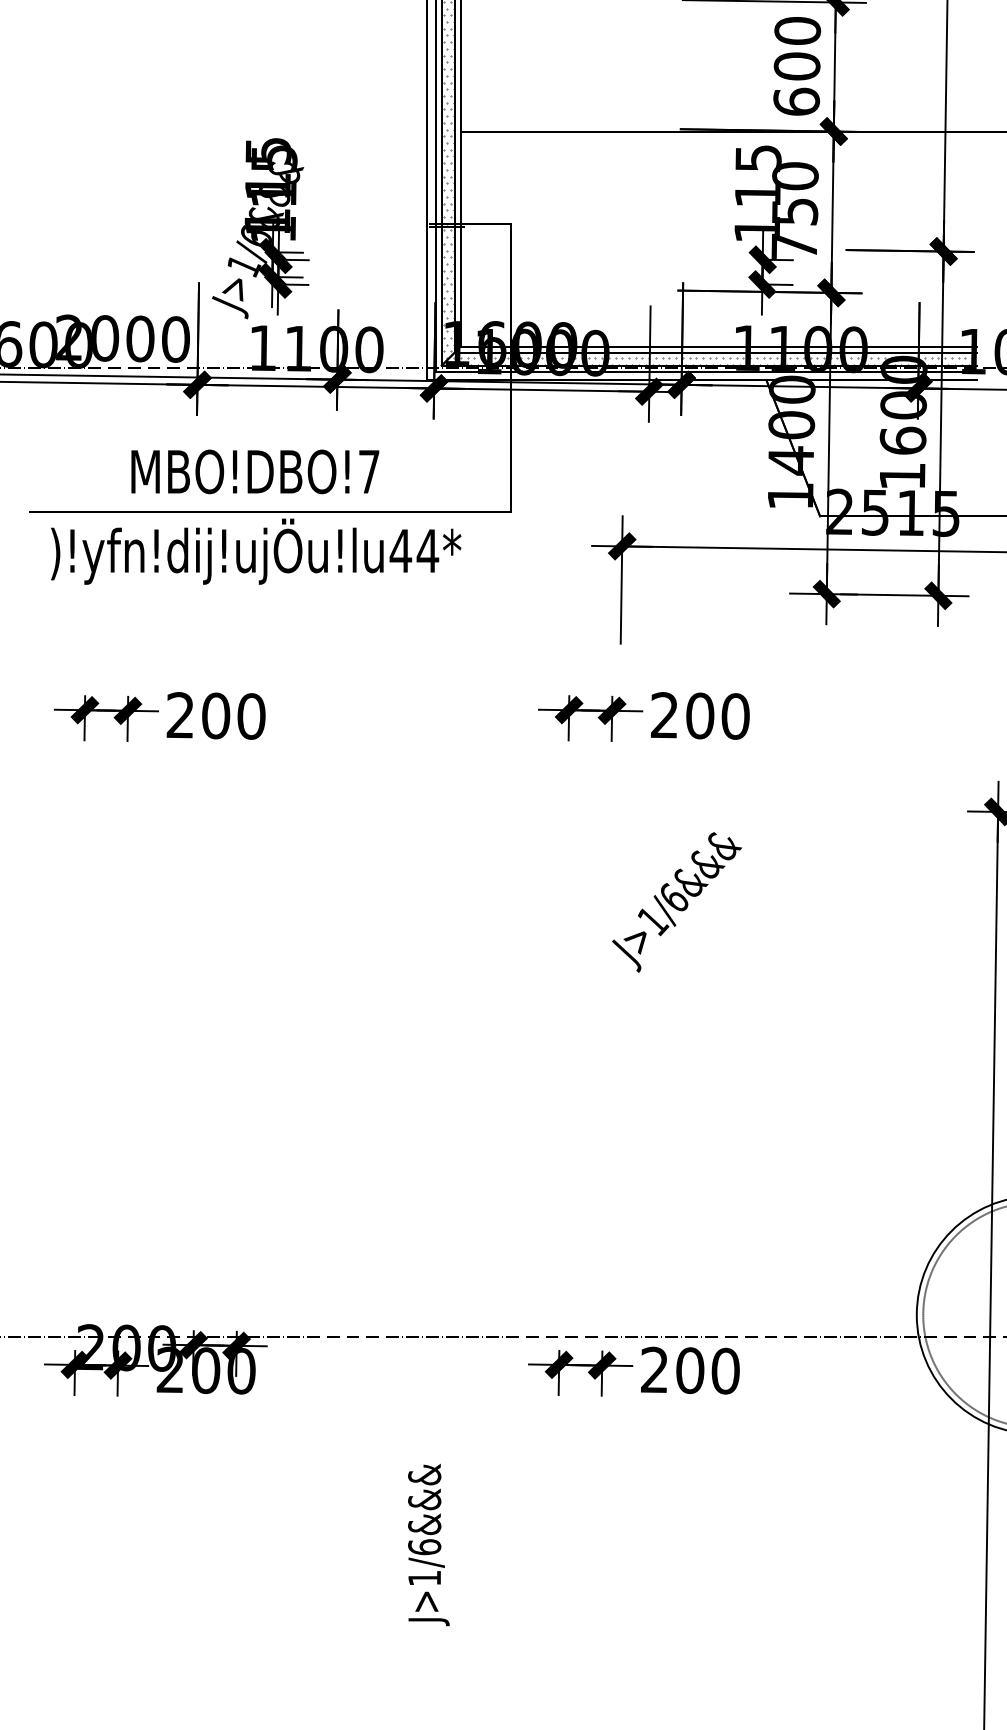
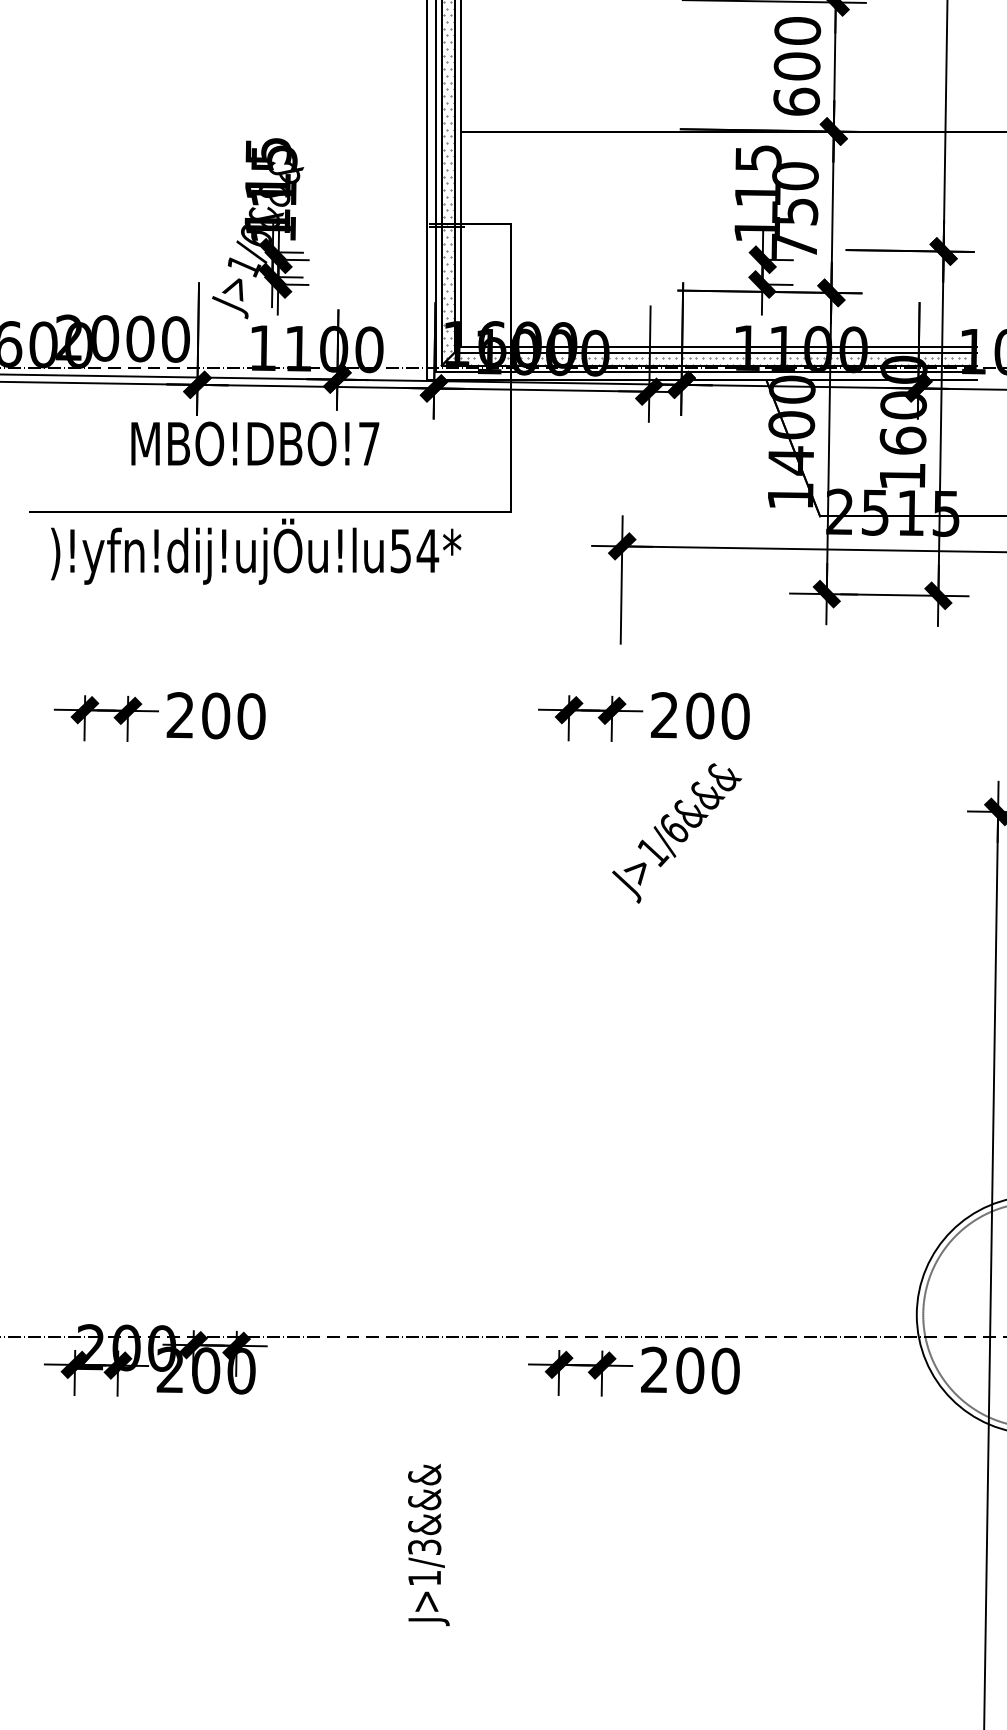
text position: (255, 471) -> (255, 443) (255, 443)
text: )!yfn!dij!ujÖu!lu44* -> )!yfn!dij!ujÖu!lu54* (400, 551)
text position: (677, 902) -> (677, 833) (677, 833)
text: J>1/6&&& -> J>1/3&&& (424, 1547)
